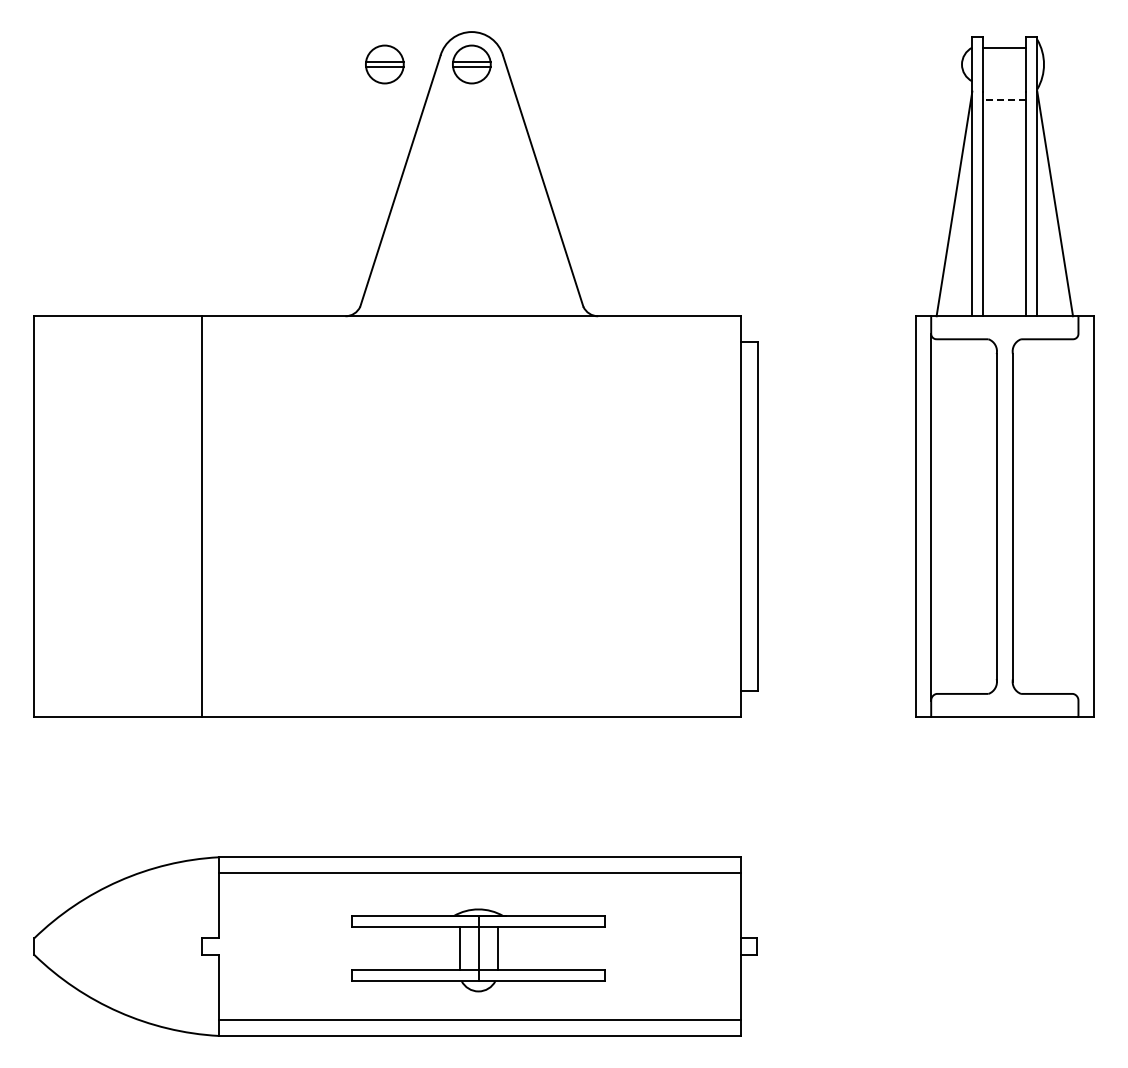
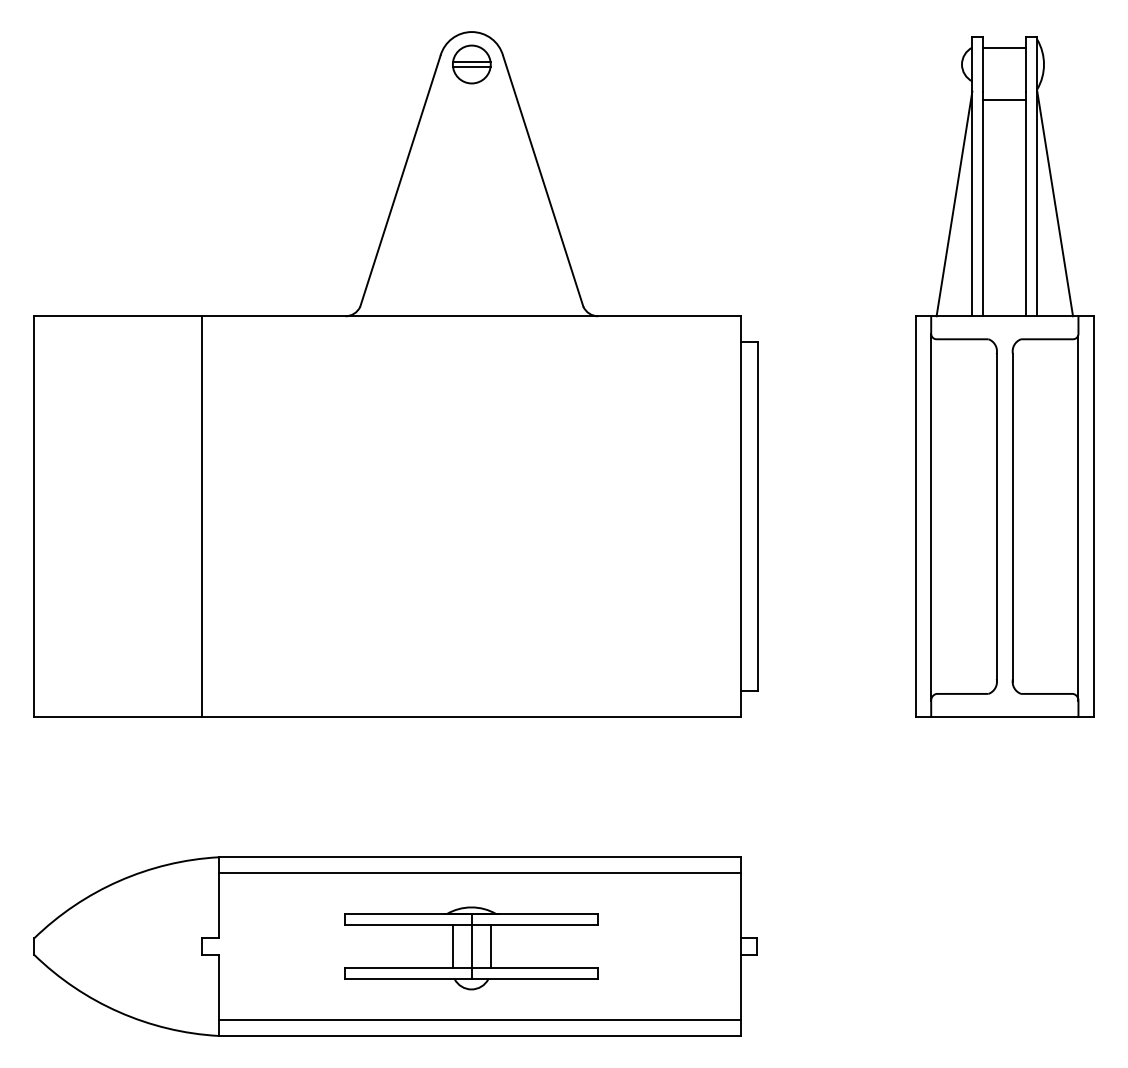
part: present -> none (384, 64)
line: dashed -> solid (1004, 99)
line: none -> present (1078, 518)
part position: (478, 950) -> (471, 948) (471, 948)
